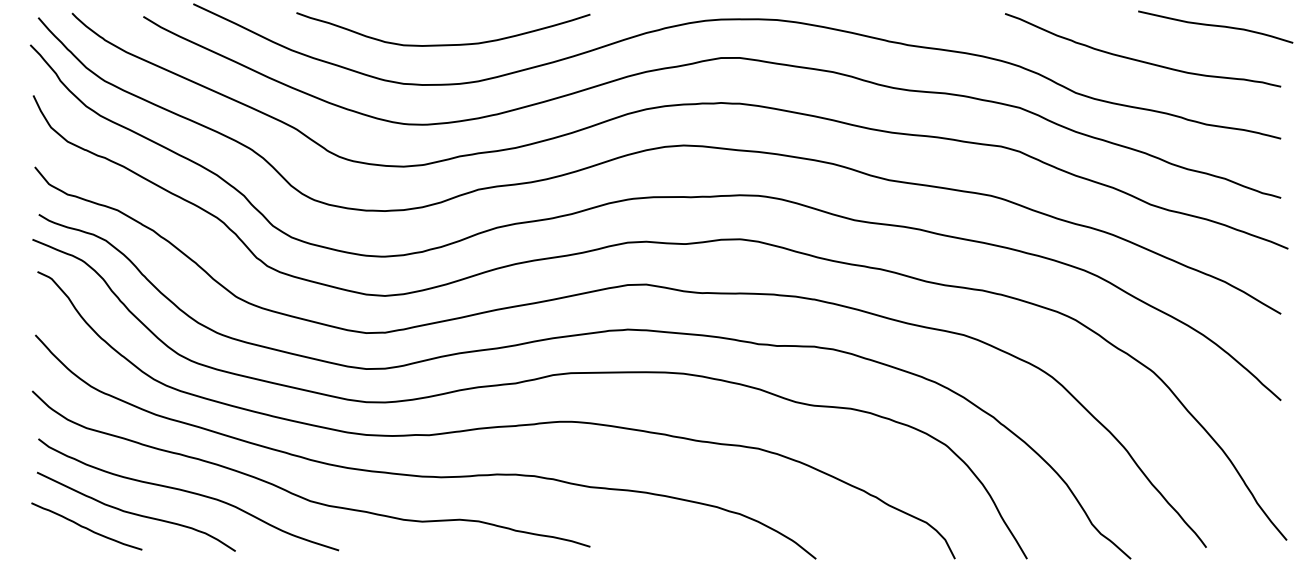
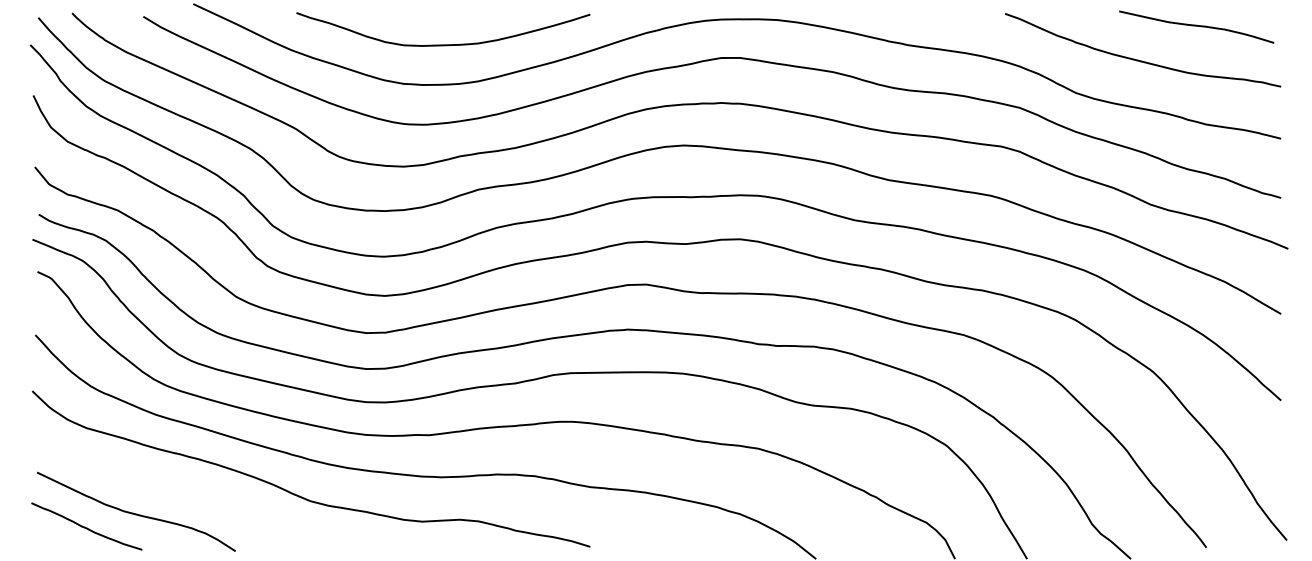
curve position: (1215, 26) -> (1196, 26) (1196, 26)
curve: present -> none (188, 492)
